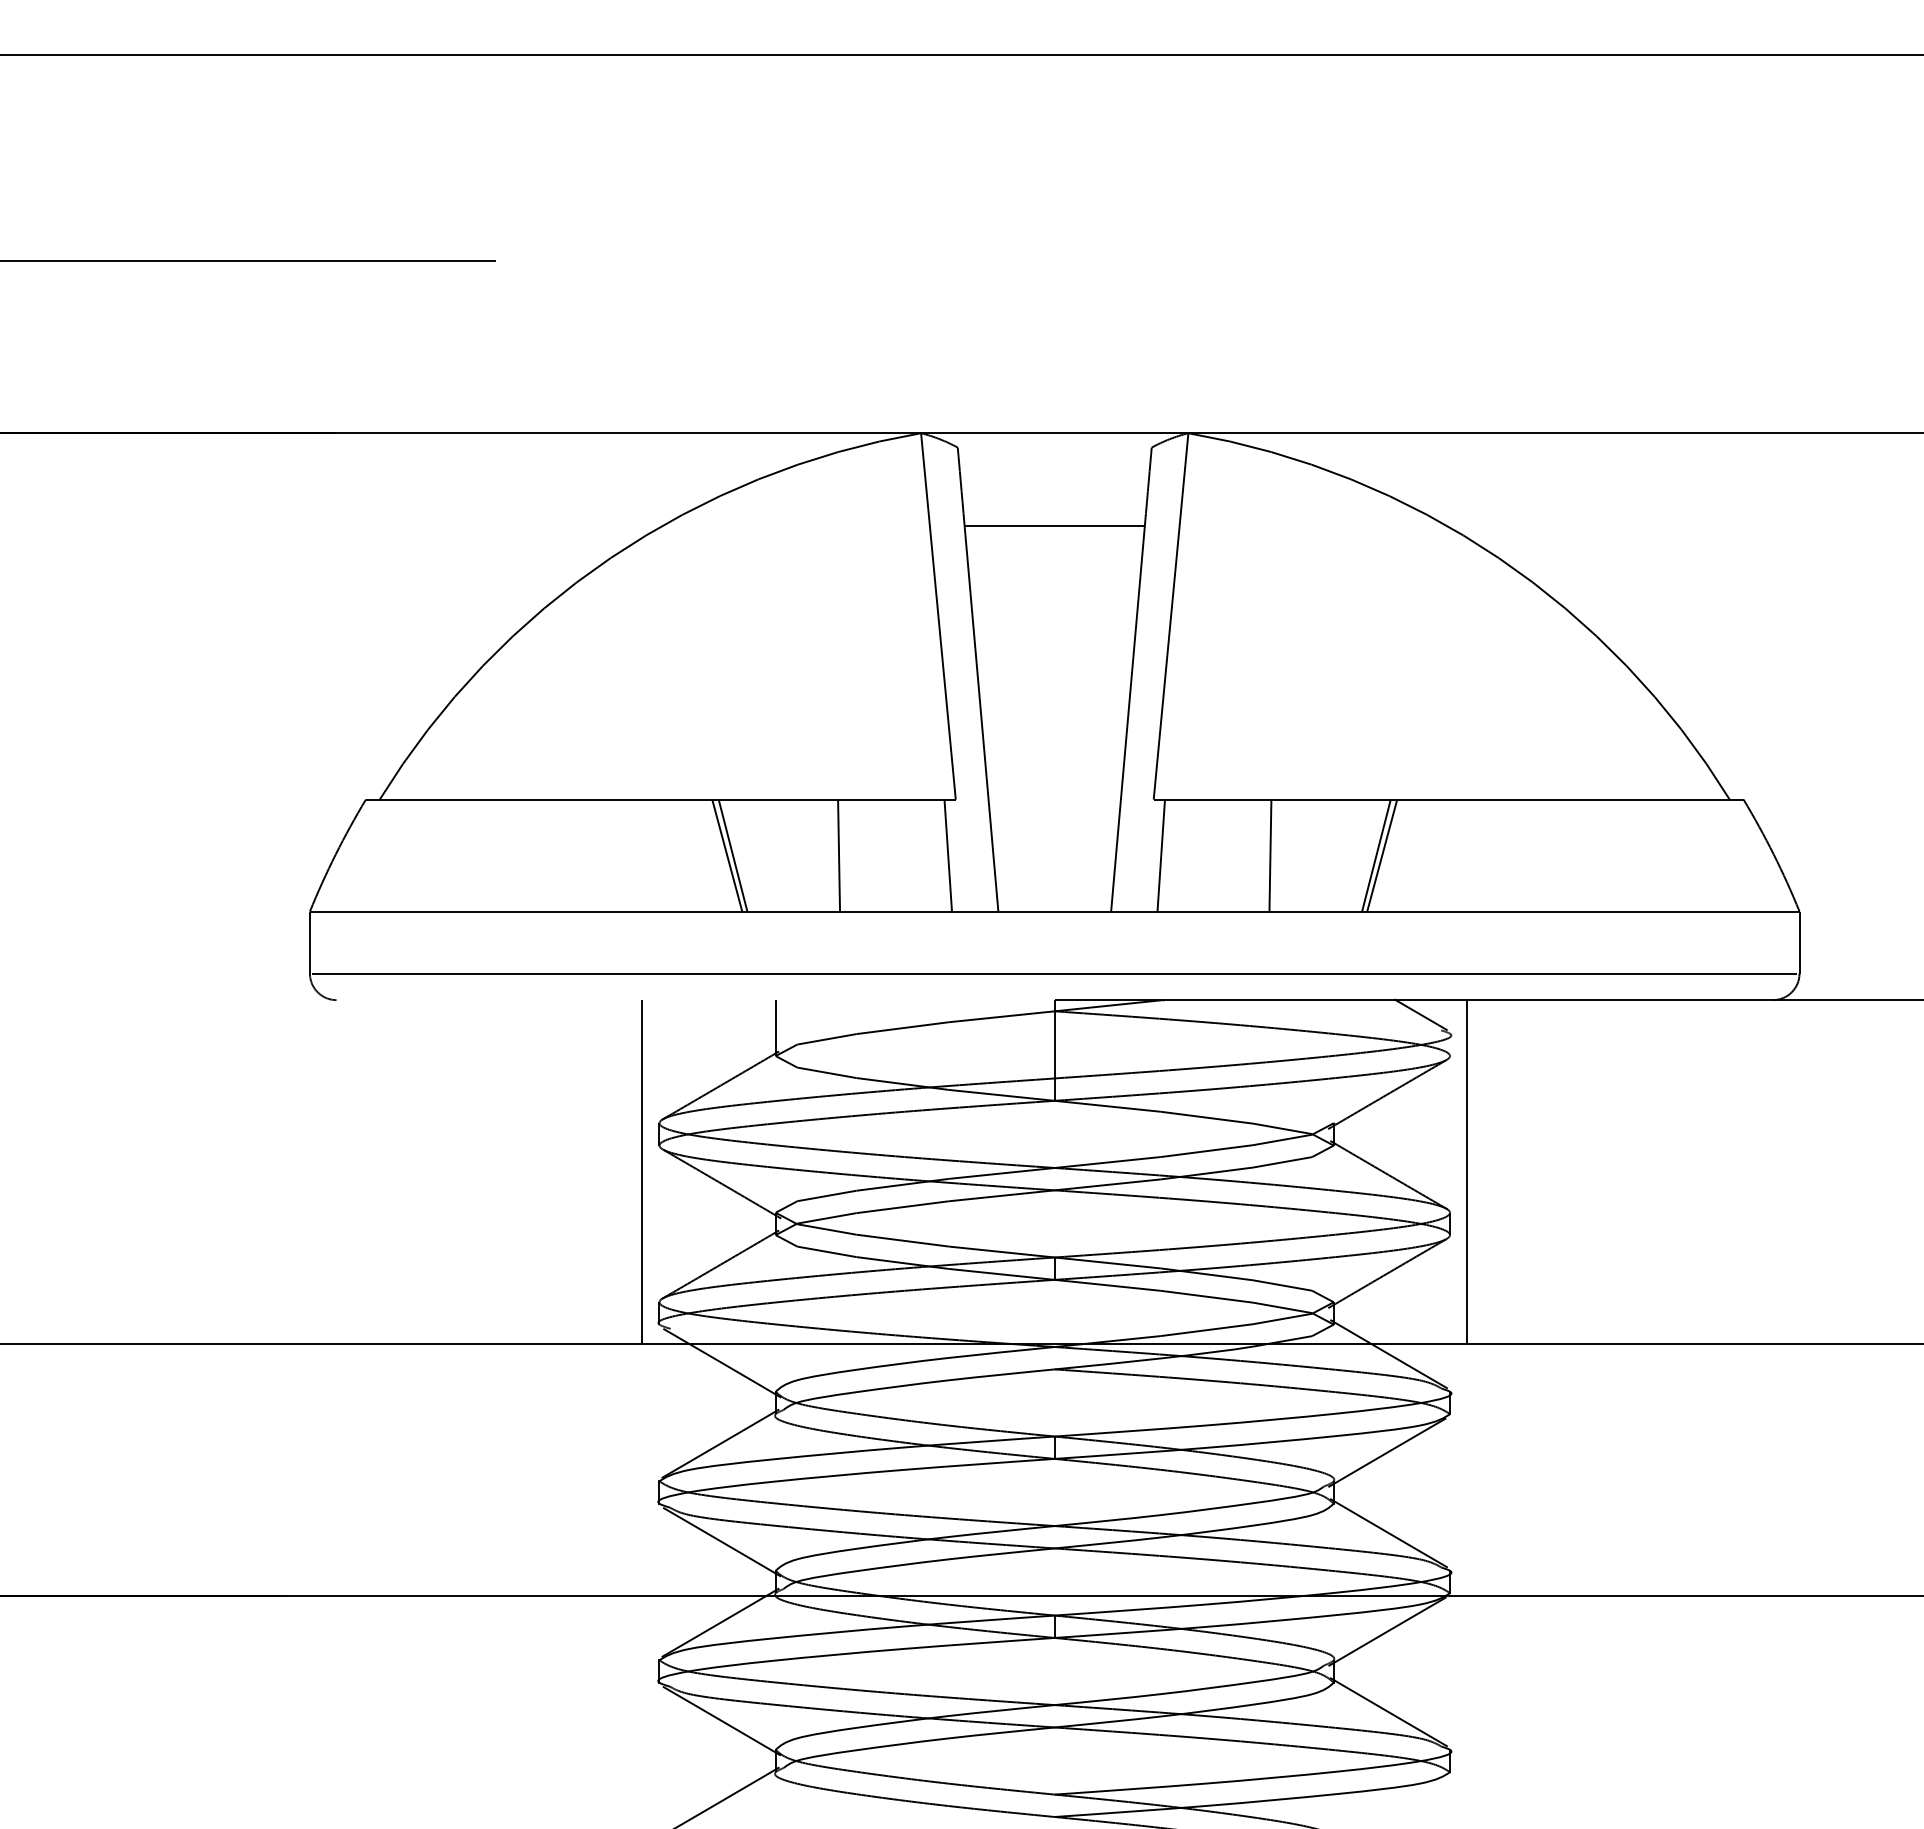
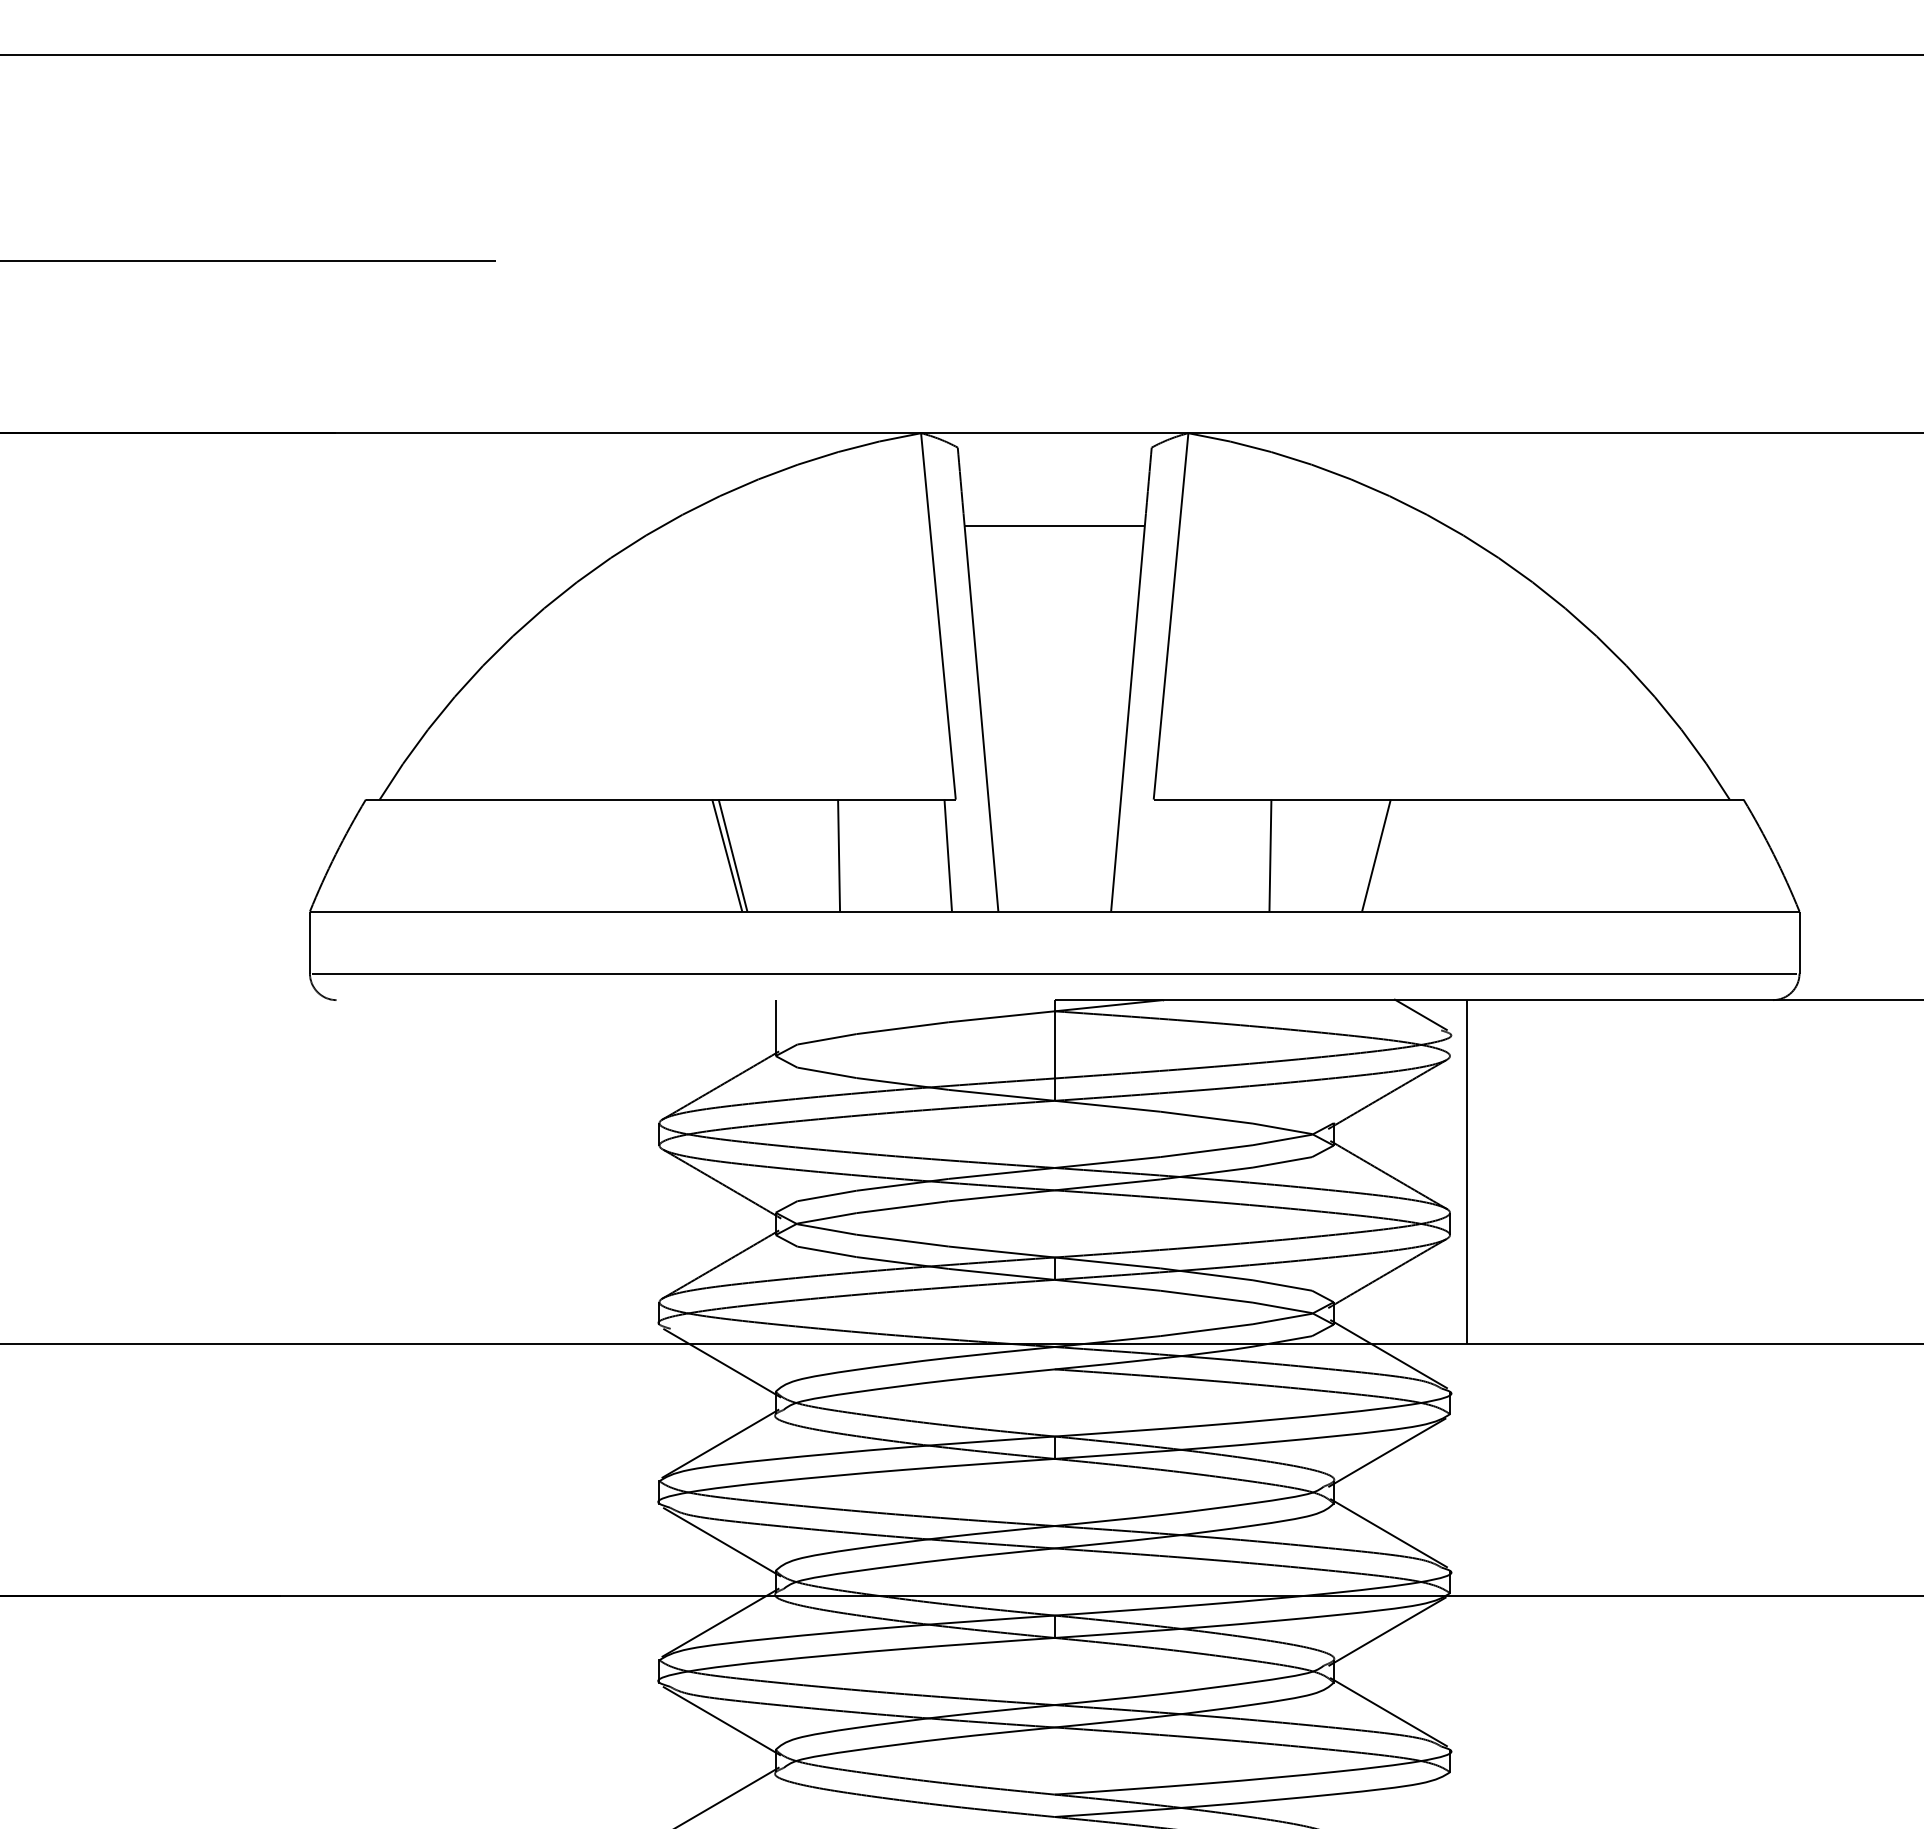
line: present -> none (1161, 855)
line: present -> none (1382, 855)
line: present -> none (642, 1171)
